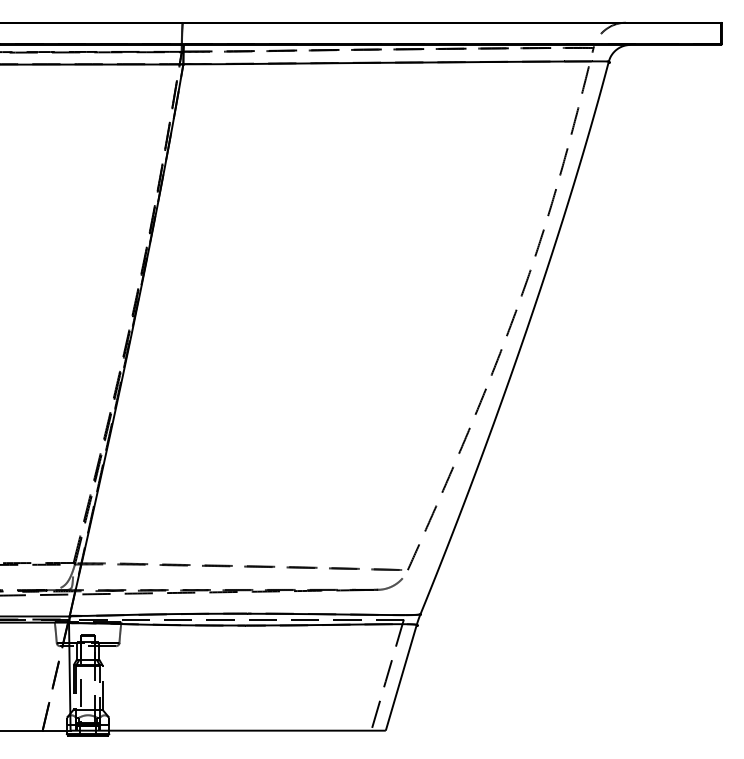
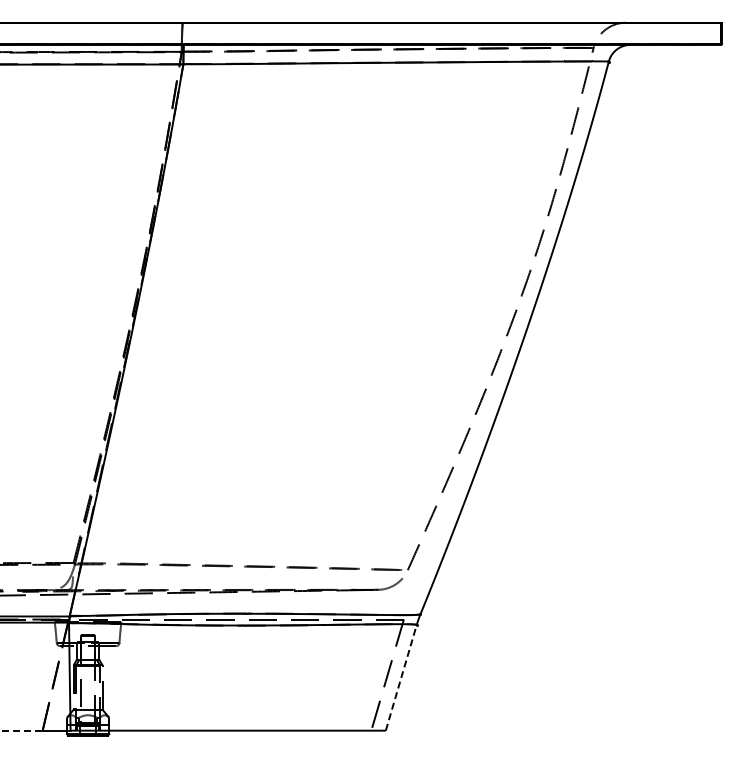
line: solid -> dashed (401, 677)
line: solid -> dashed (21, 730)
